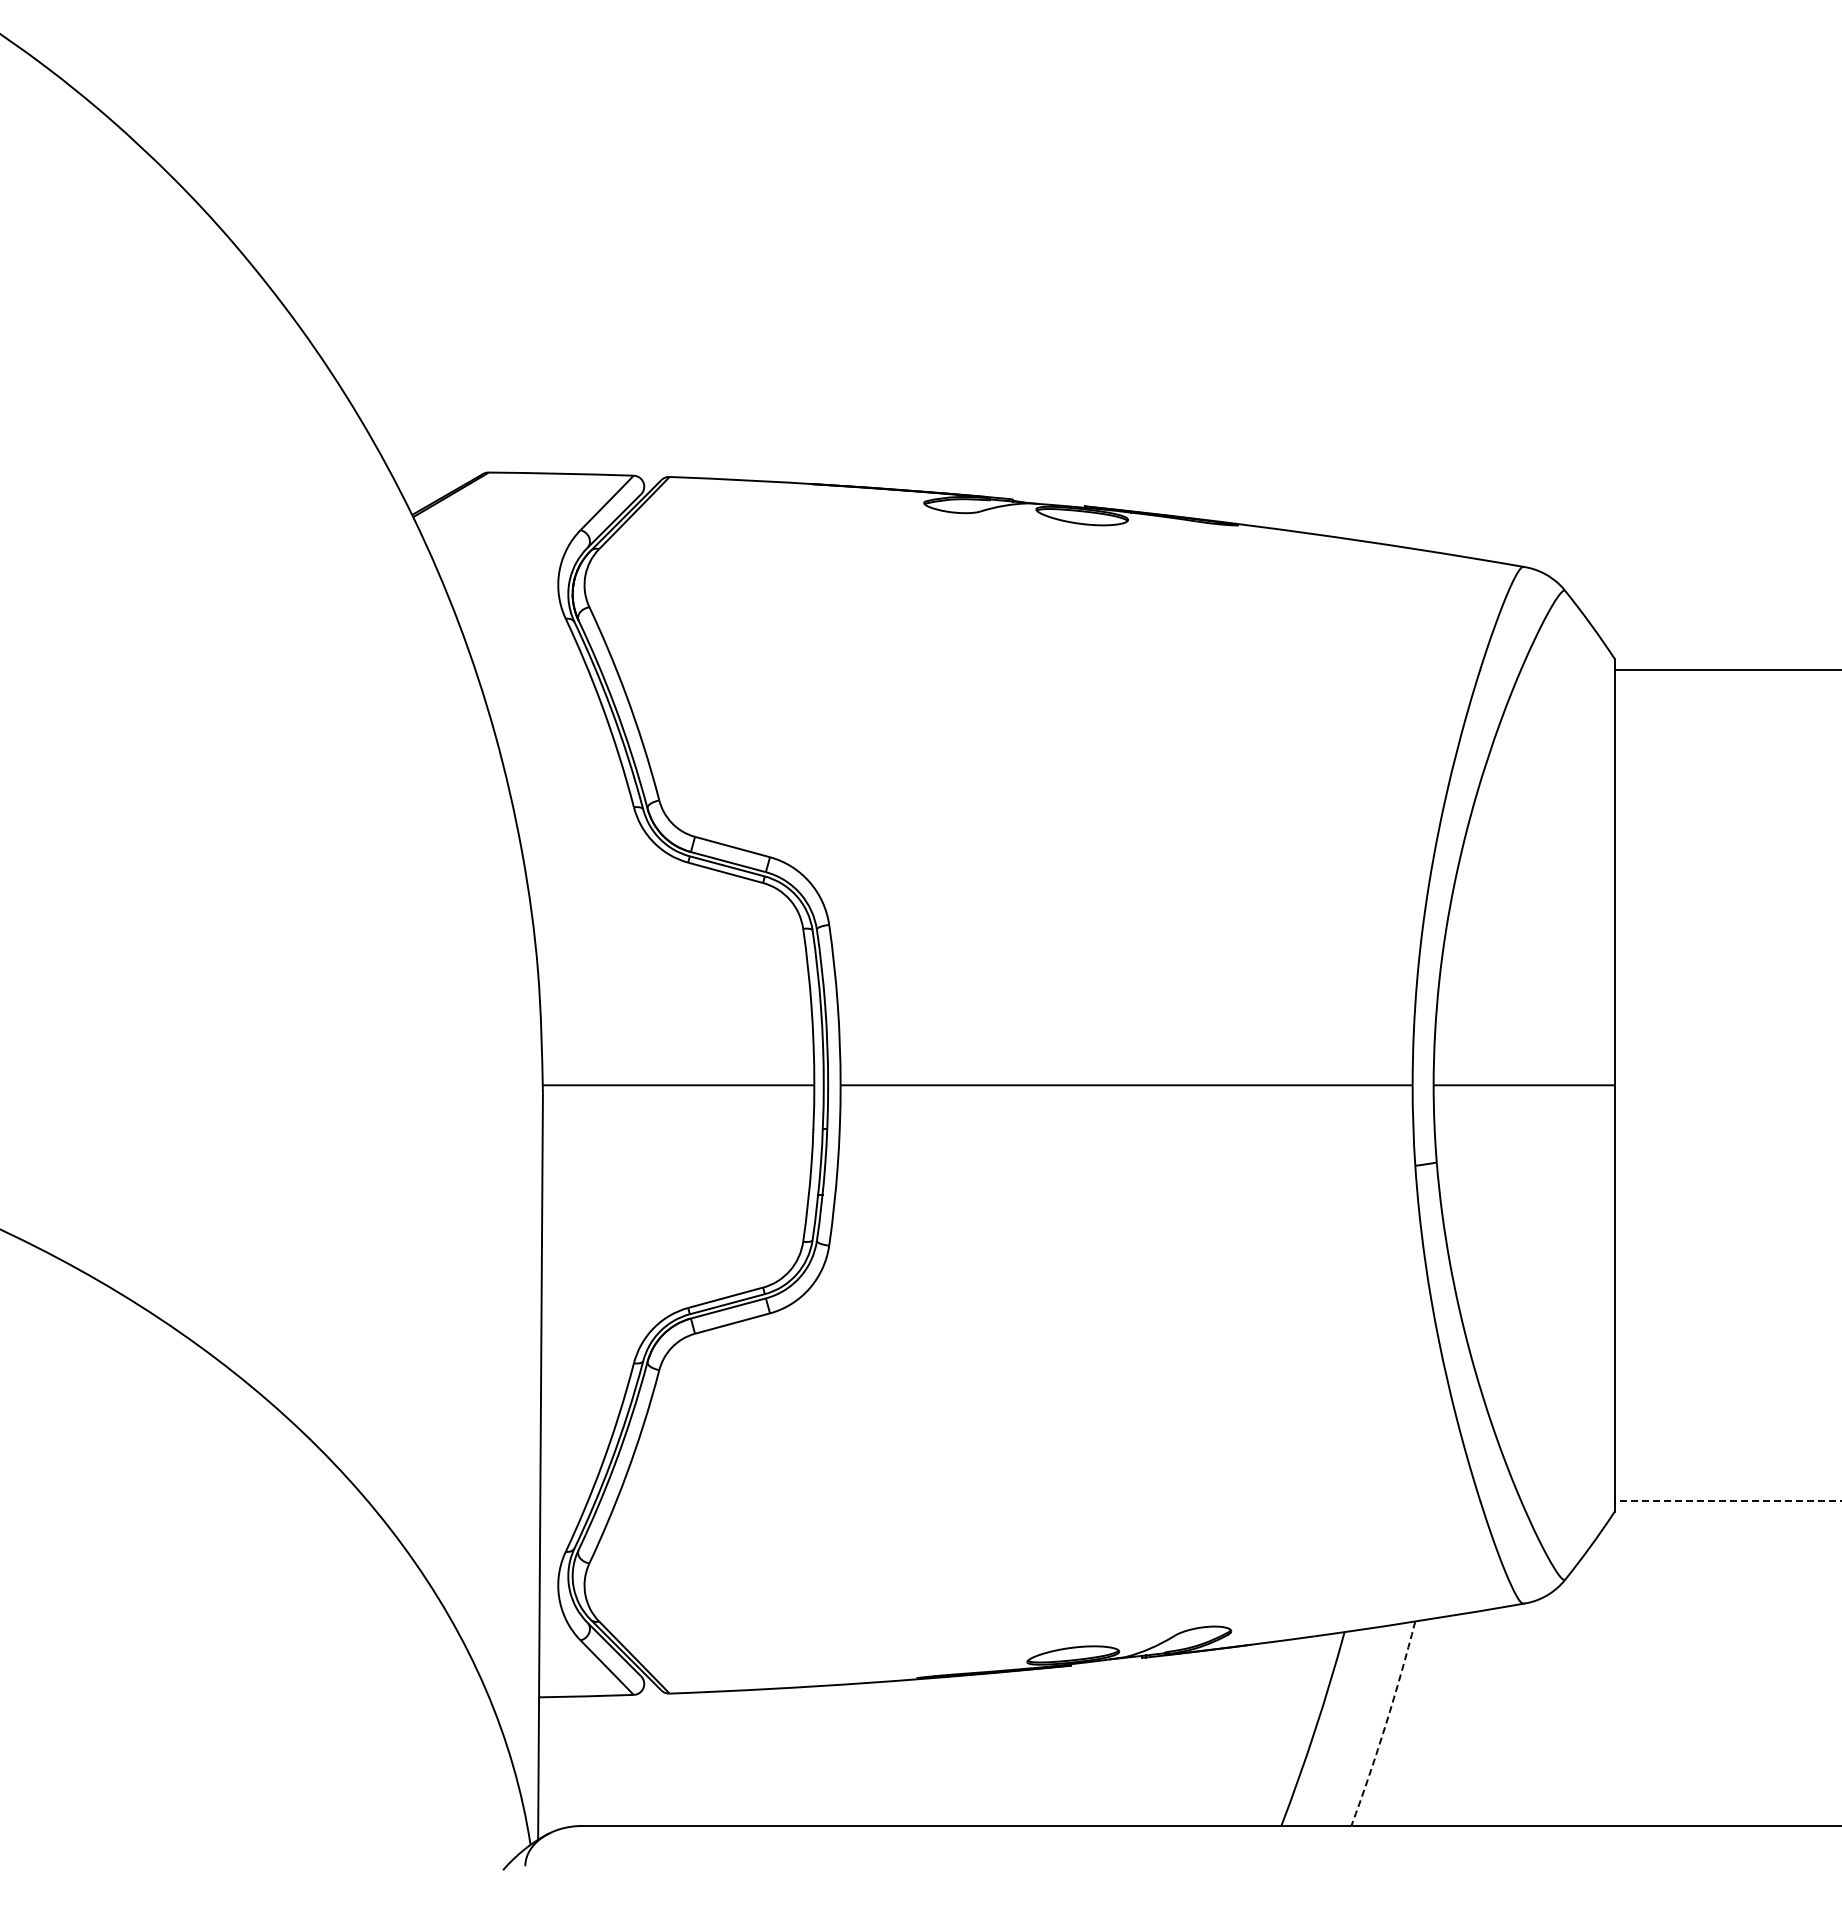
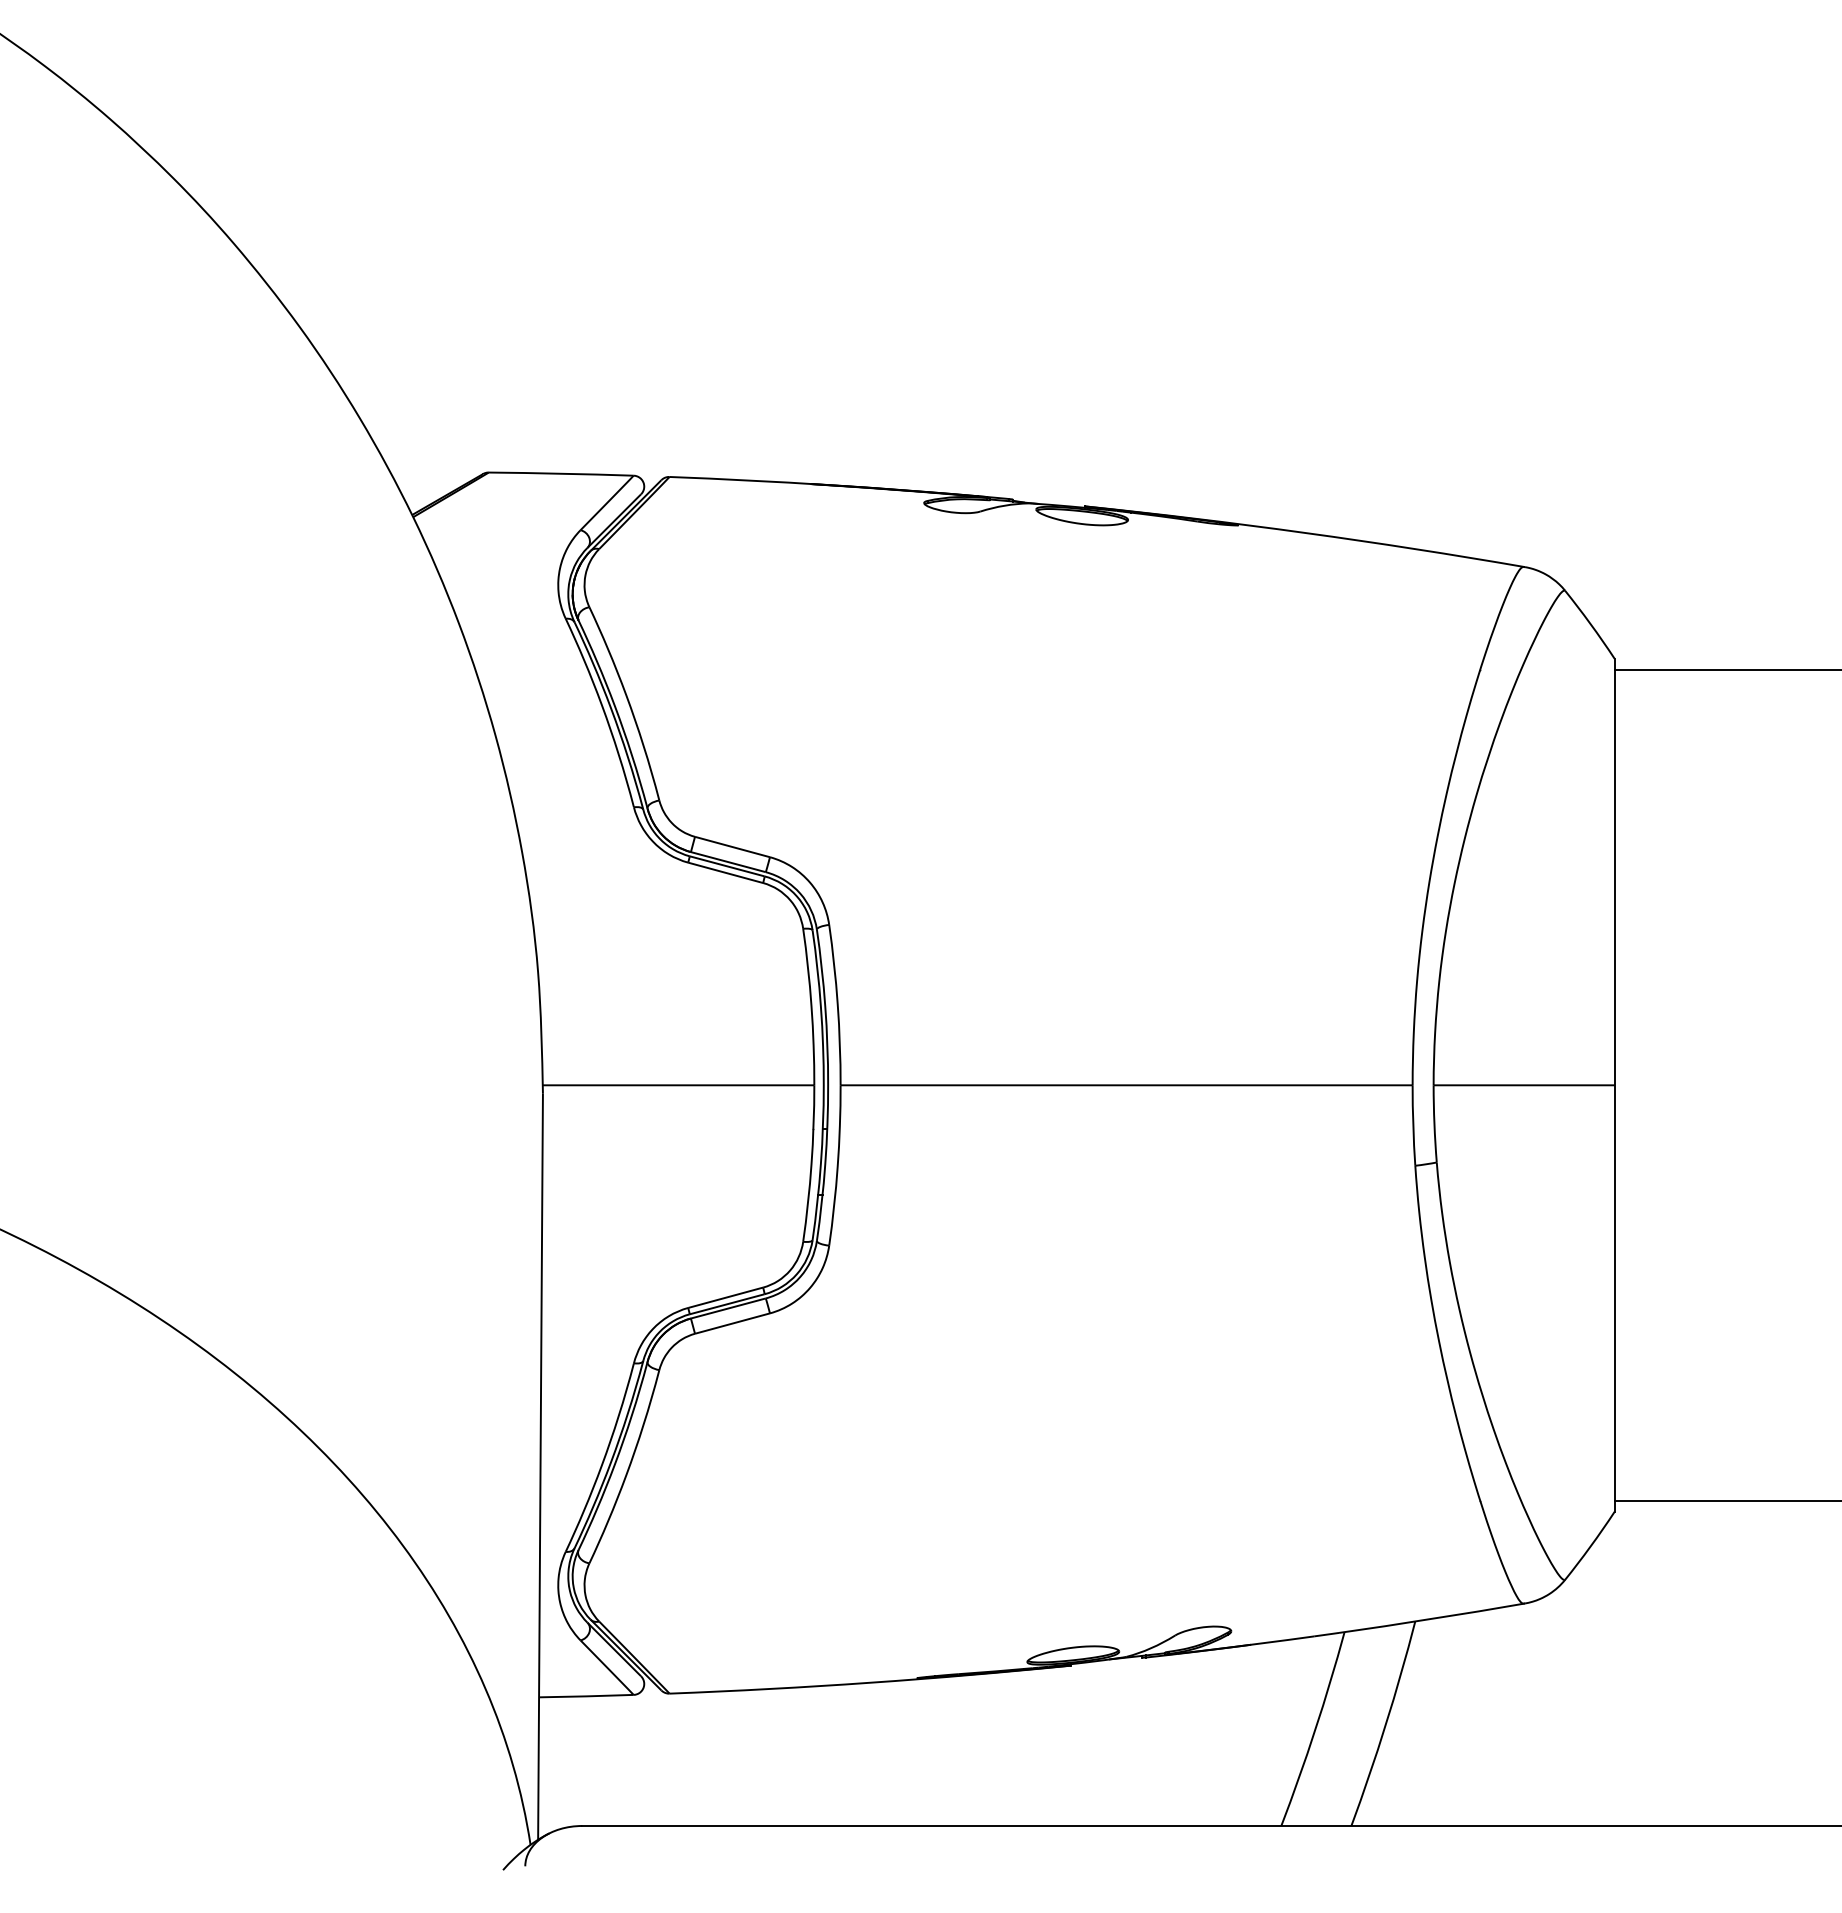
line: dashed -> solid (1727, 1500)
arc: dashed -> solid (1385, 1724)
